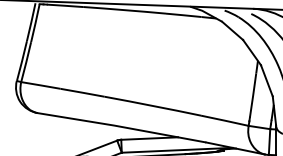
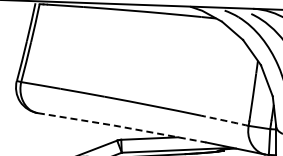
arc: solid -> dashed (224, 120)
line: solid -> dashed (121, 126)
